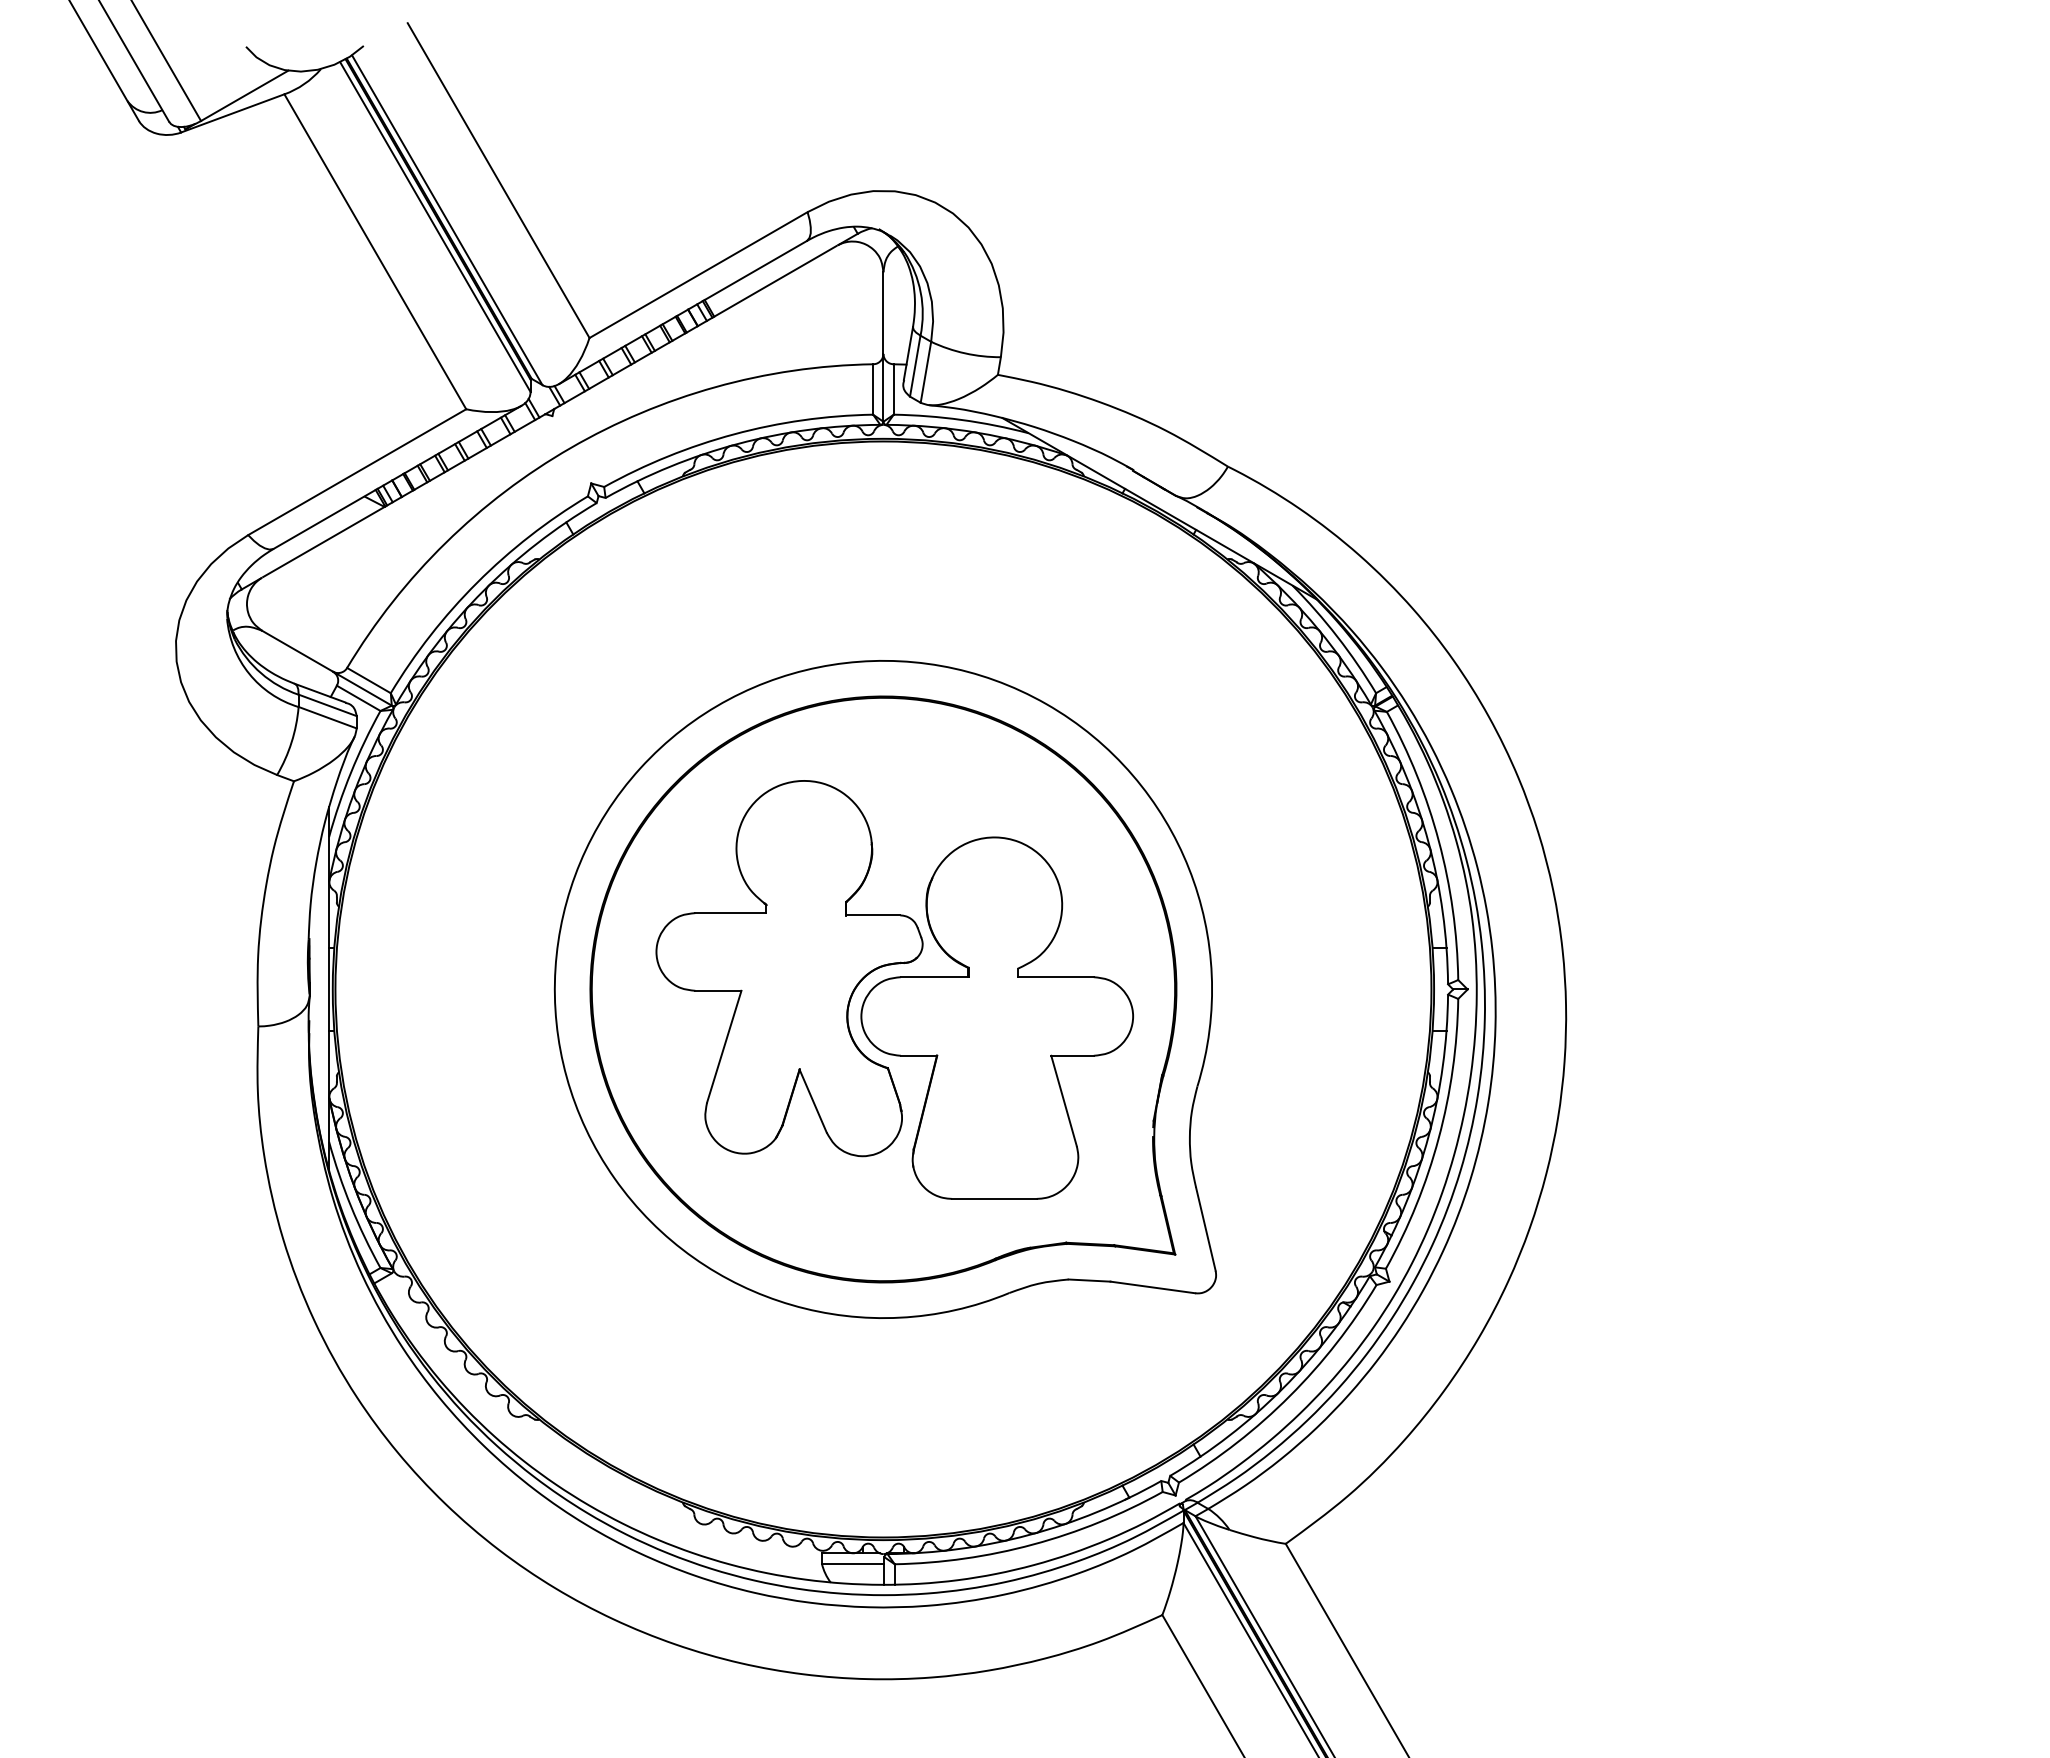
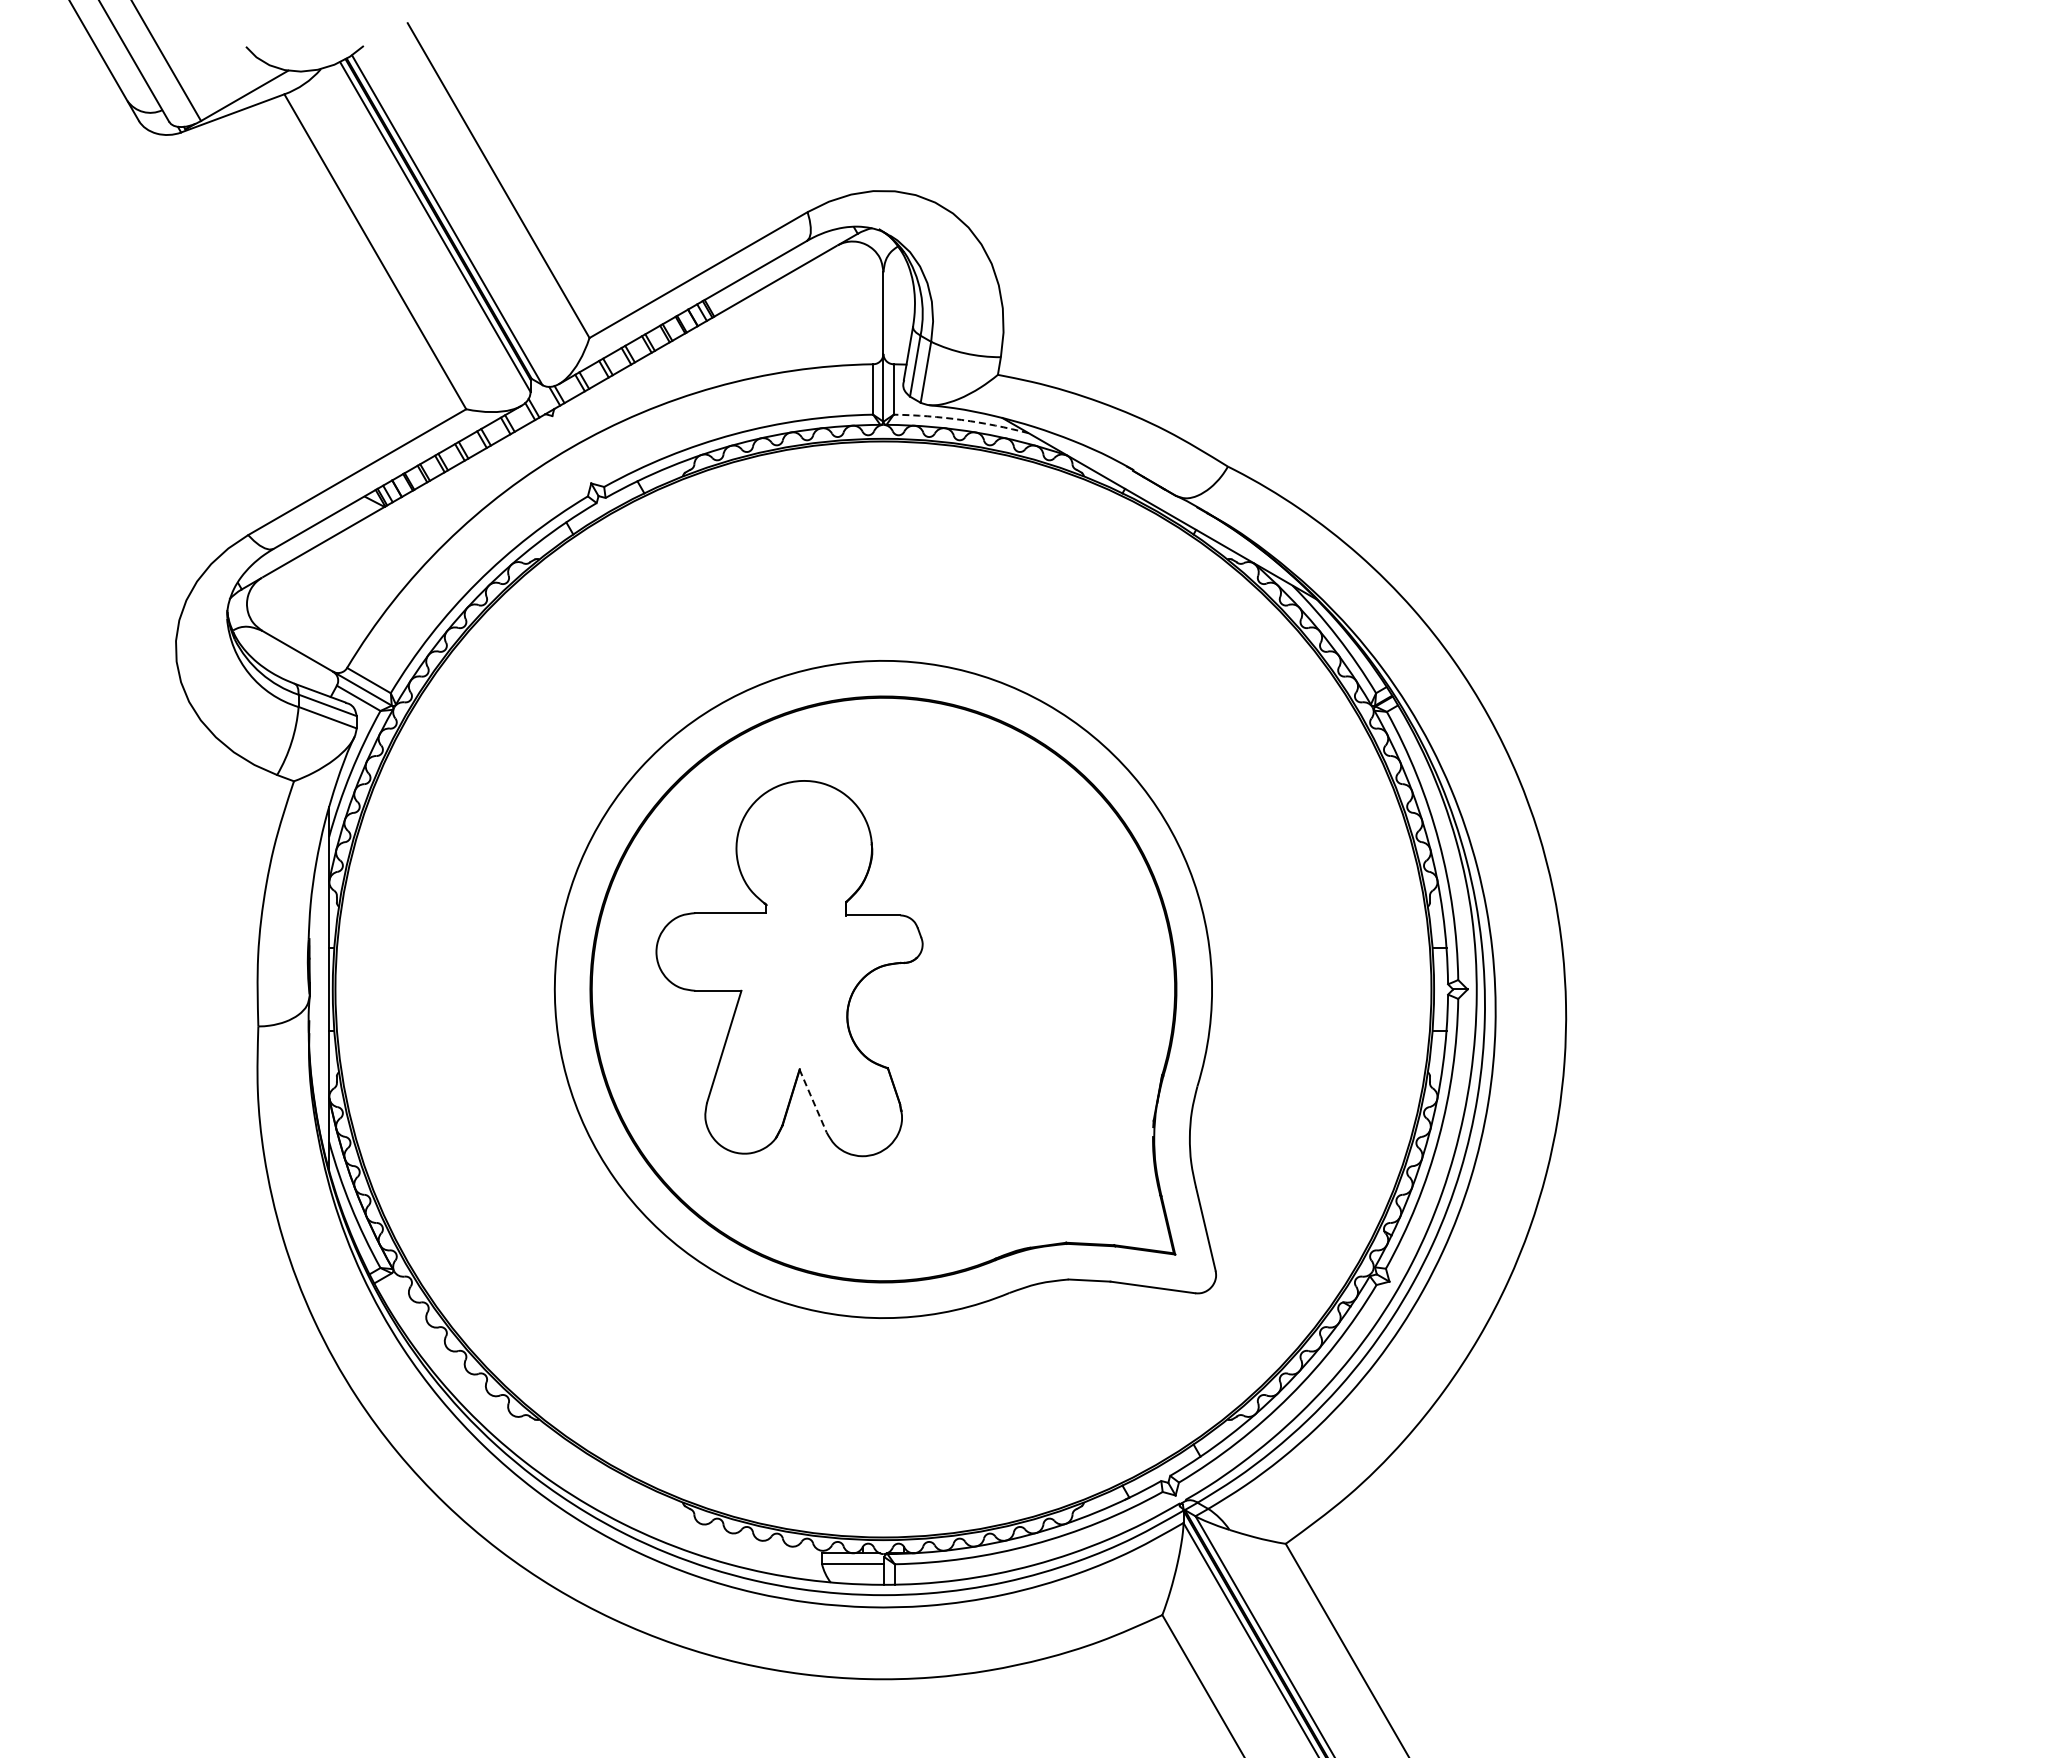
arc: solid -> dashed (961, 419)
part: present -> none (996, 1017)
line: solid -> dashed (813, 1101)
